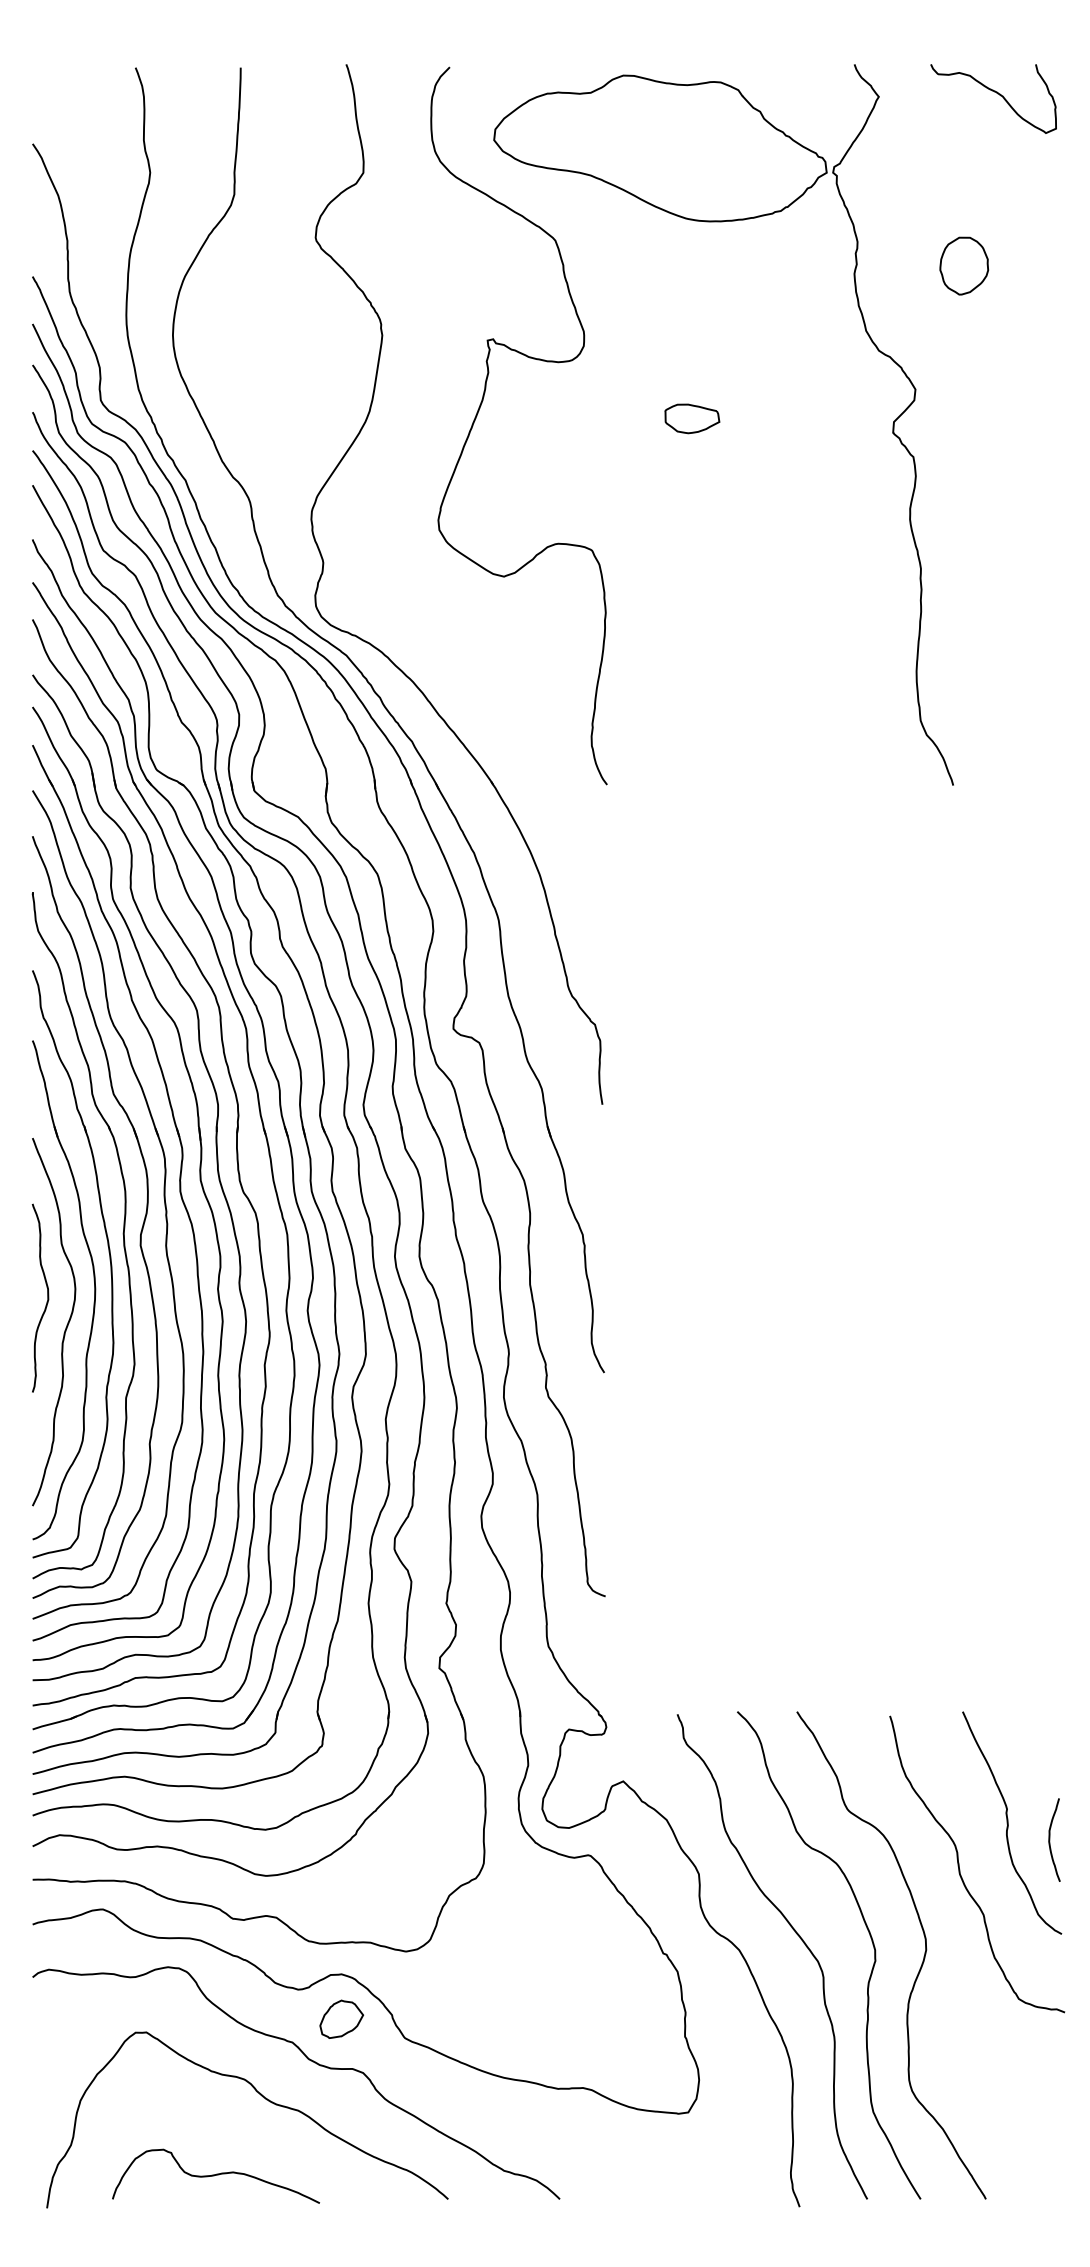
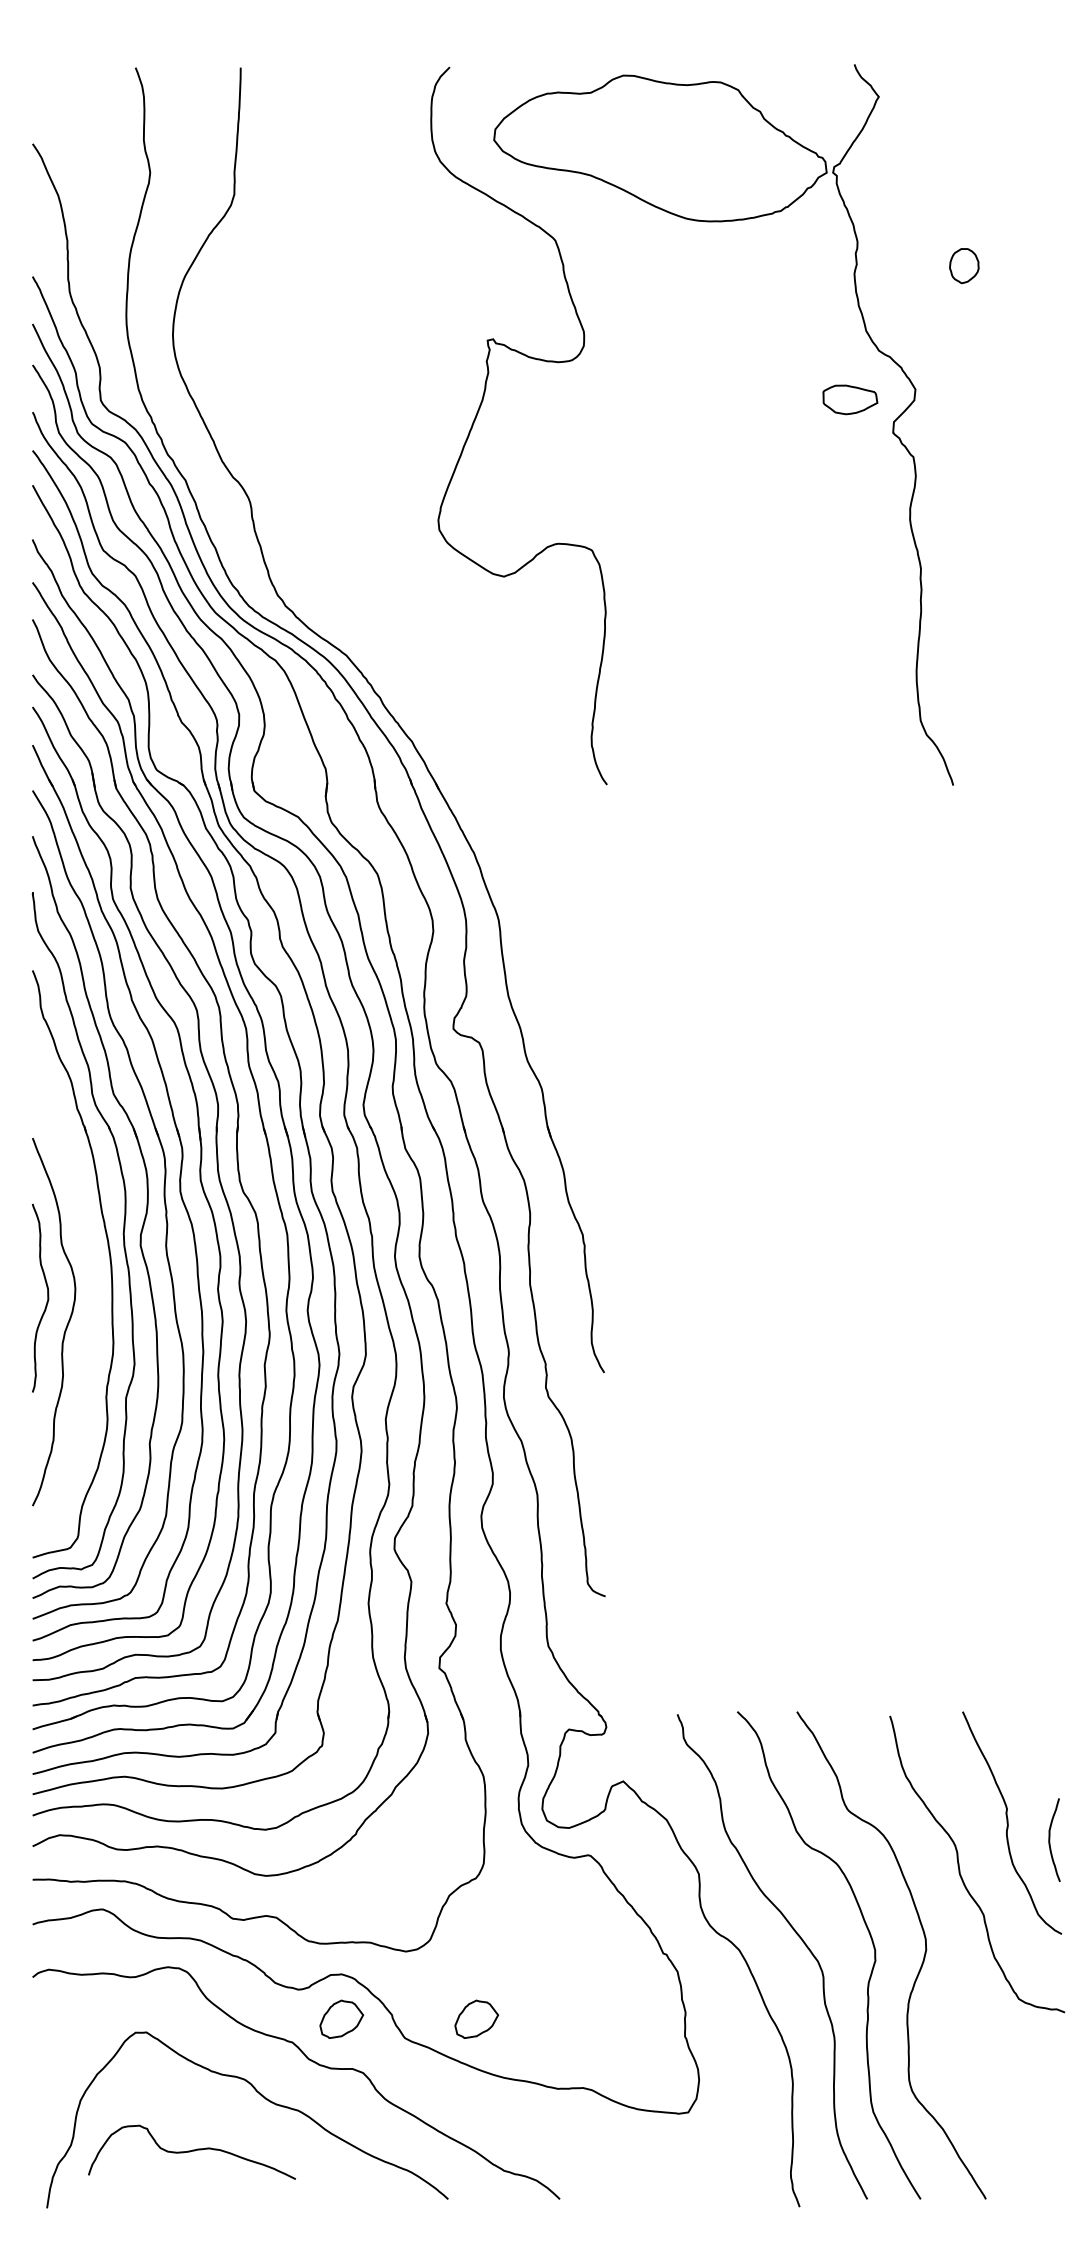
curve: present -> none (997, 94)
part size: 51x60 px -> 31x37 px (964, 266)
part position: (692, 418) -> (850, 399) (850, 399)
part: present -> none (388, 656)
part: present -> none (94, 1290)
part: none -> present (476, 2018)
curve position: (215, 2175) -> (191, 2151) (191, 2151)
